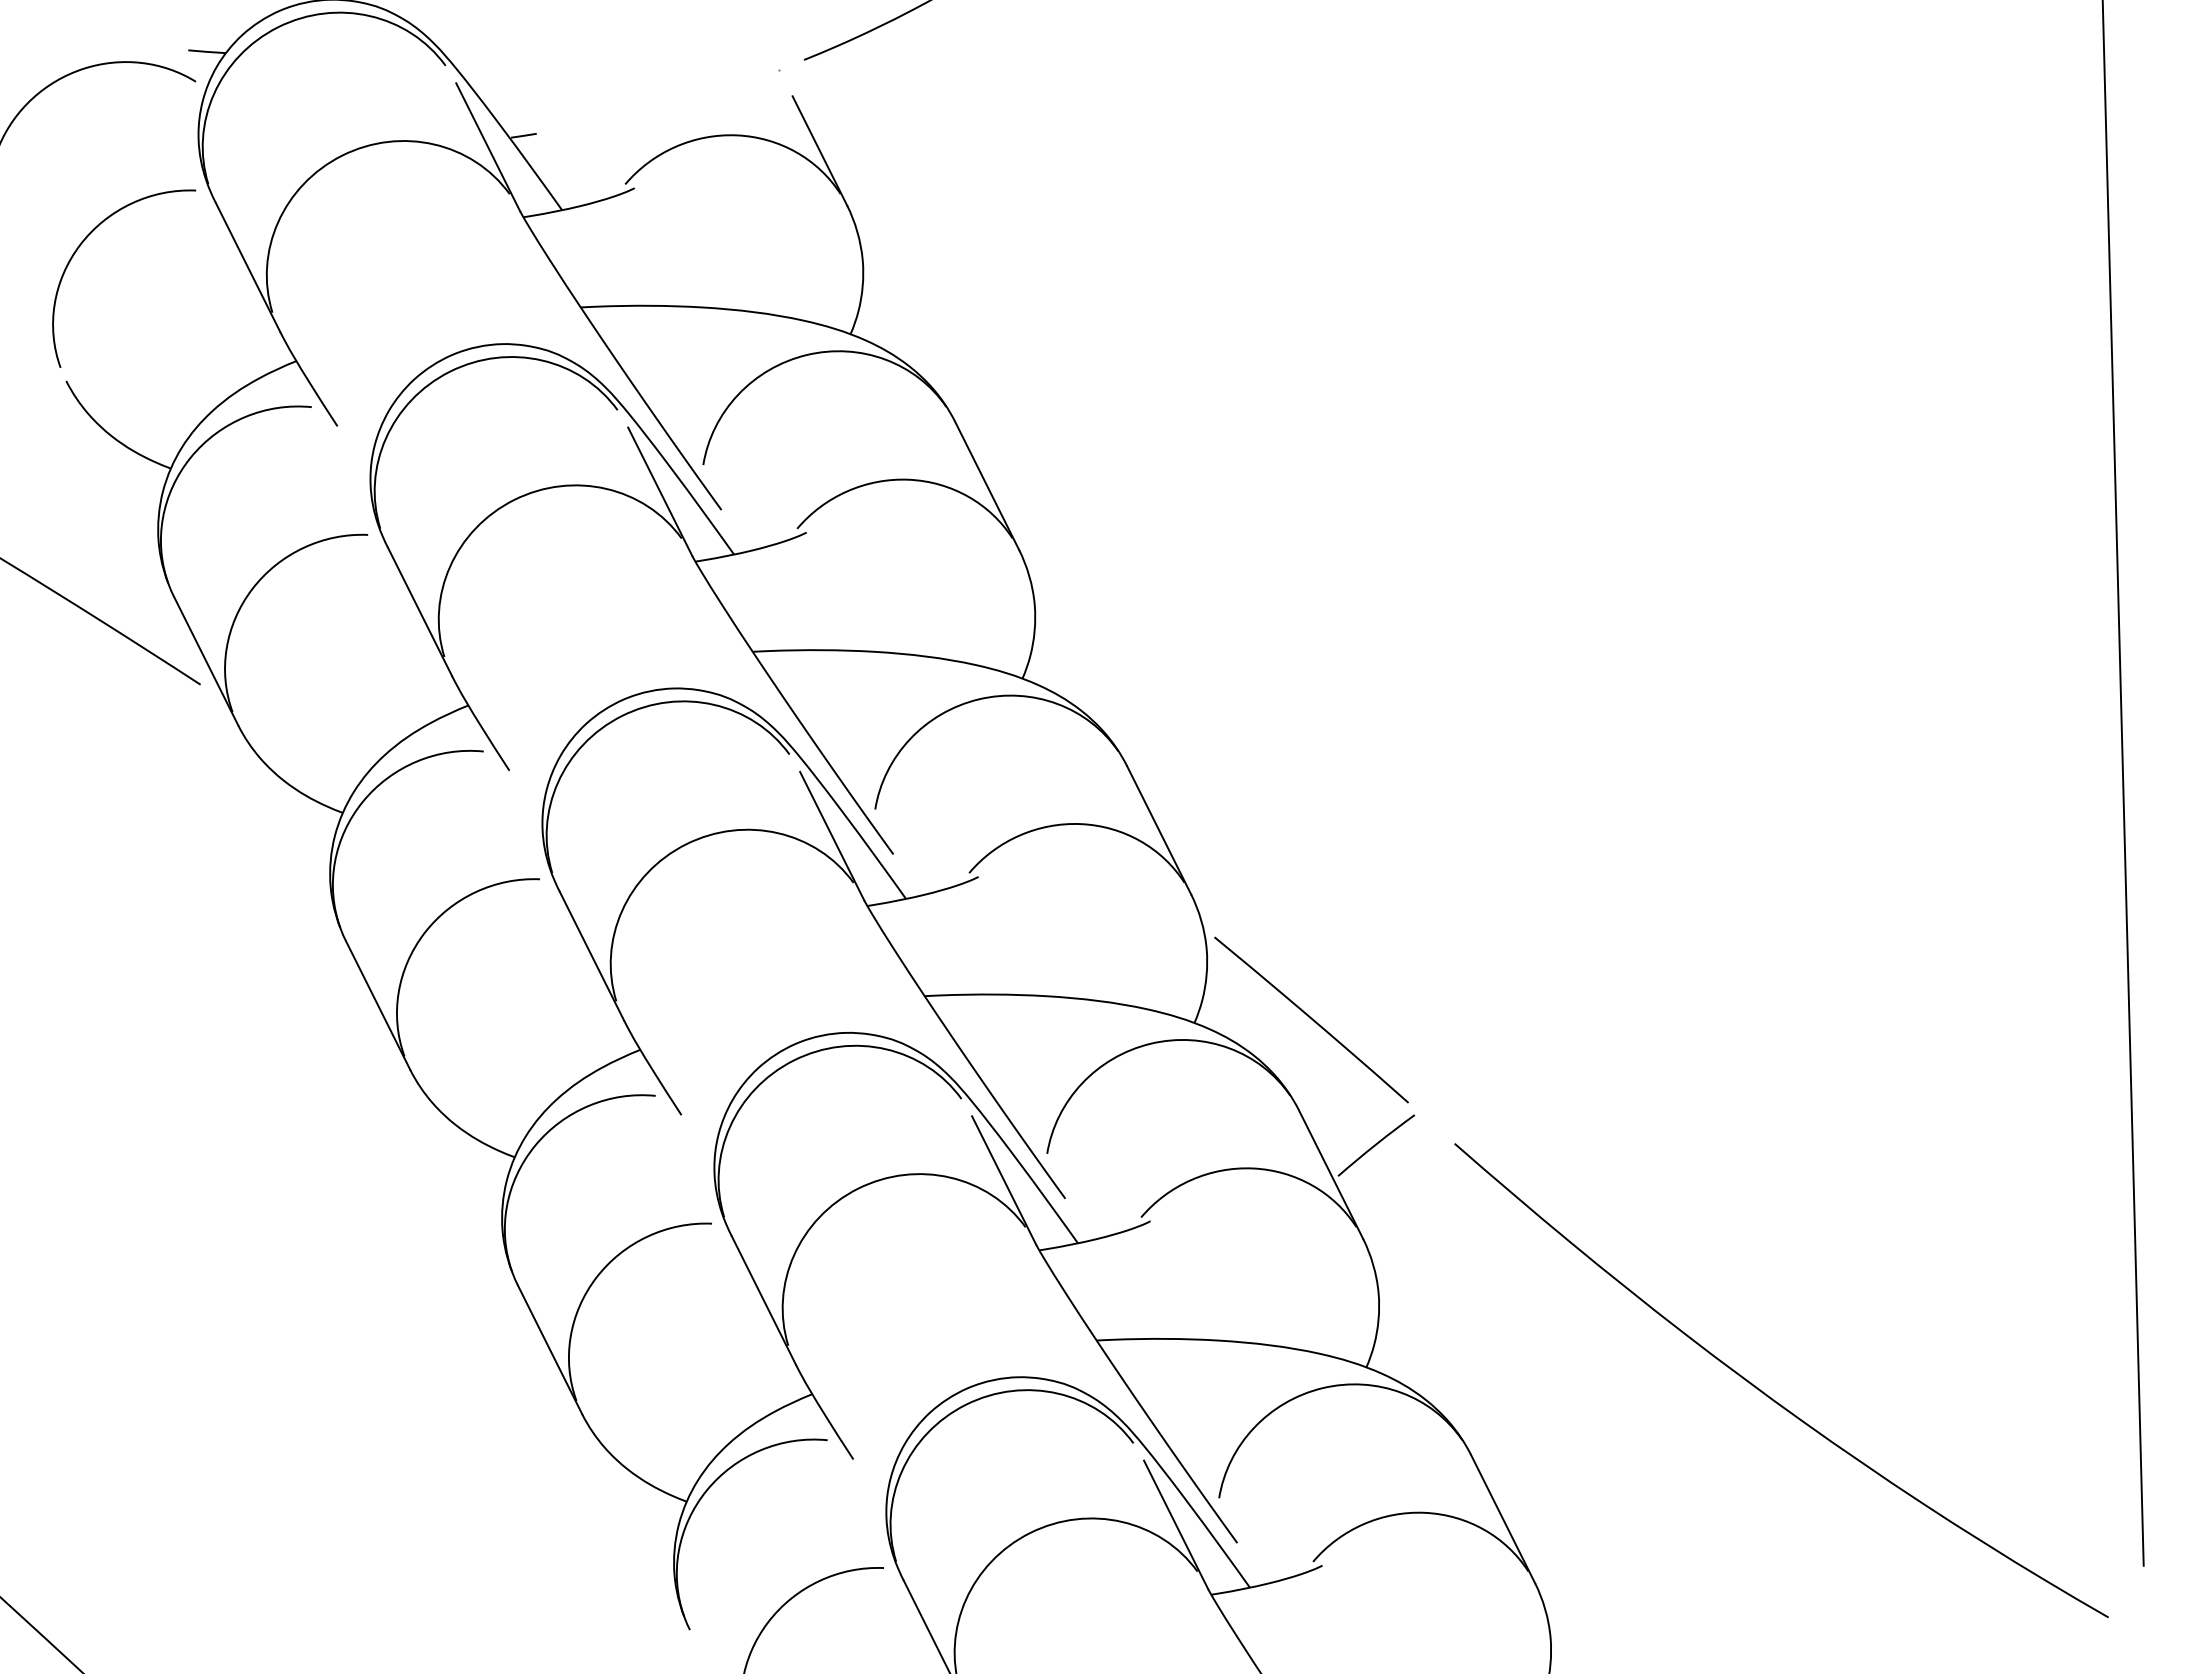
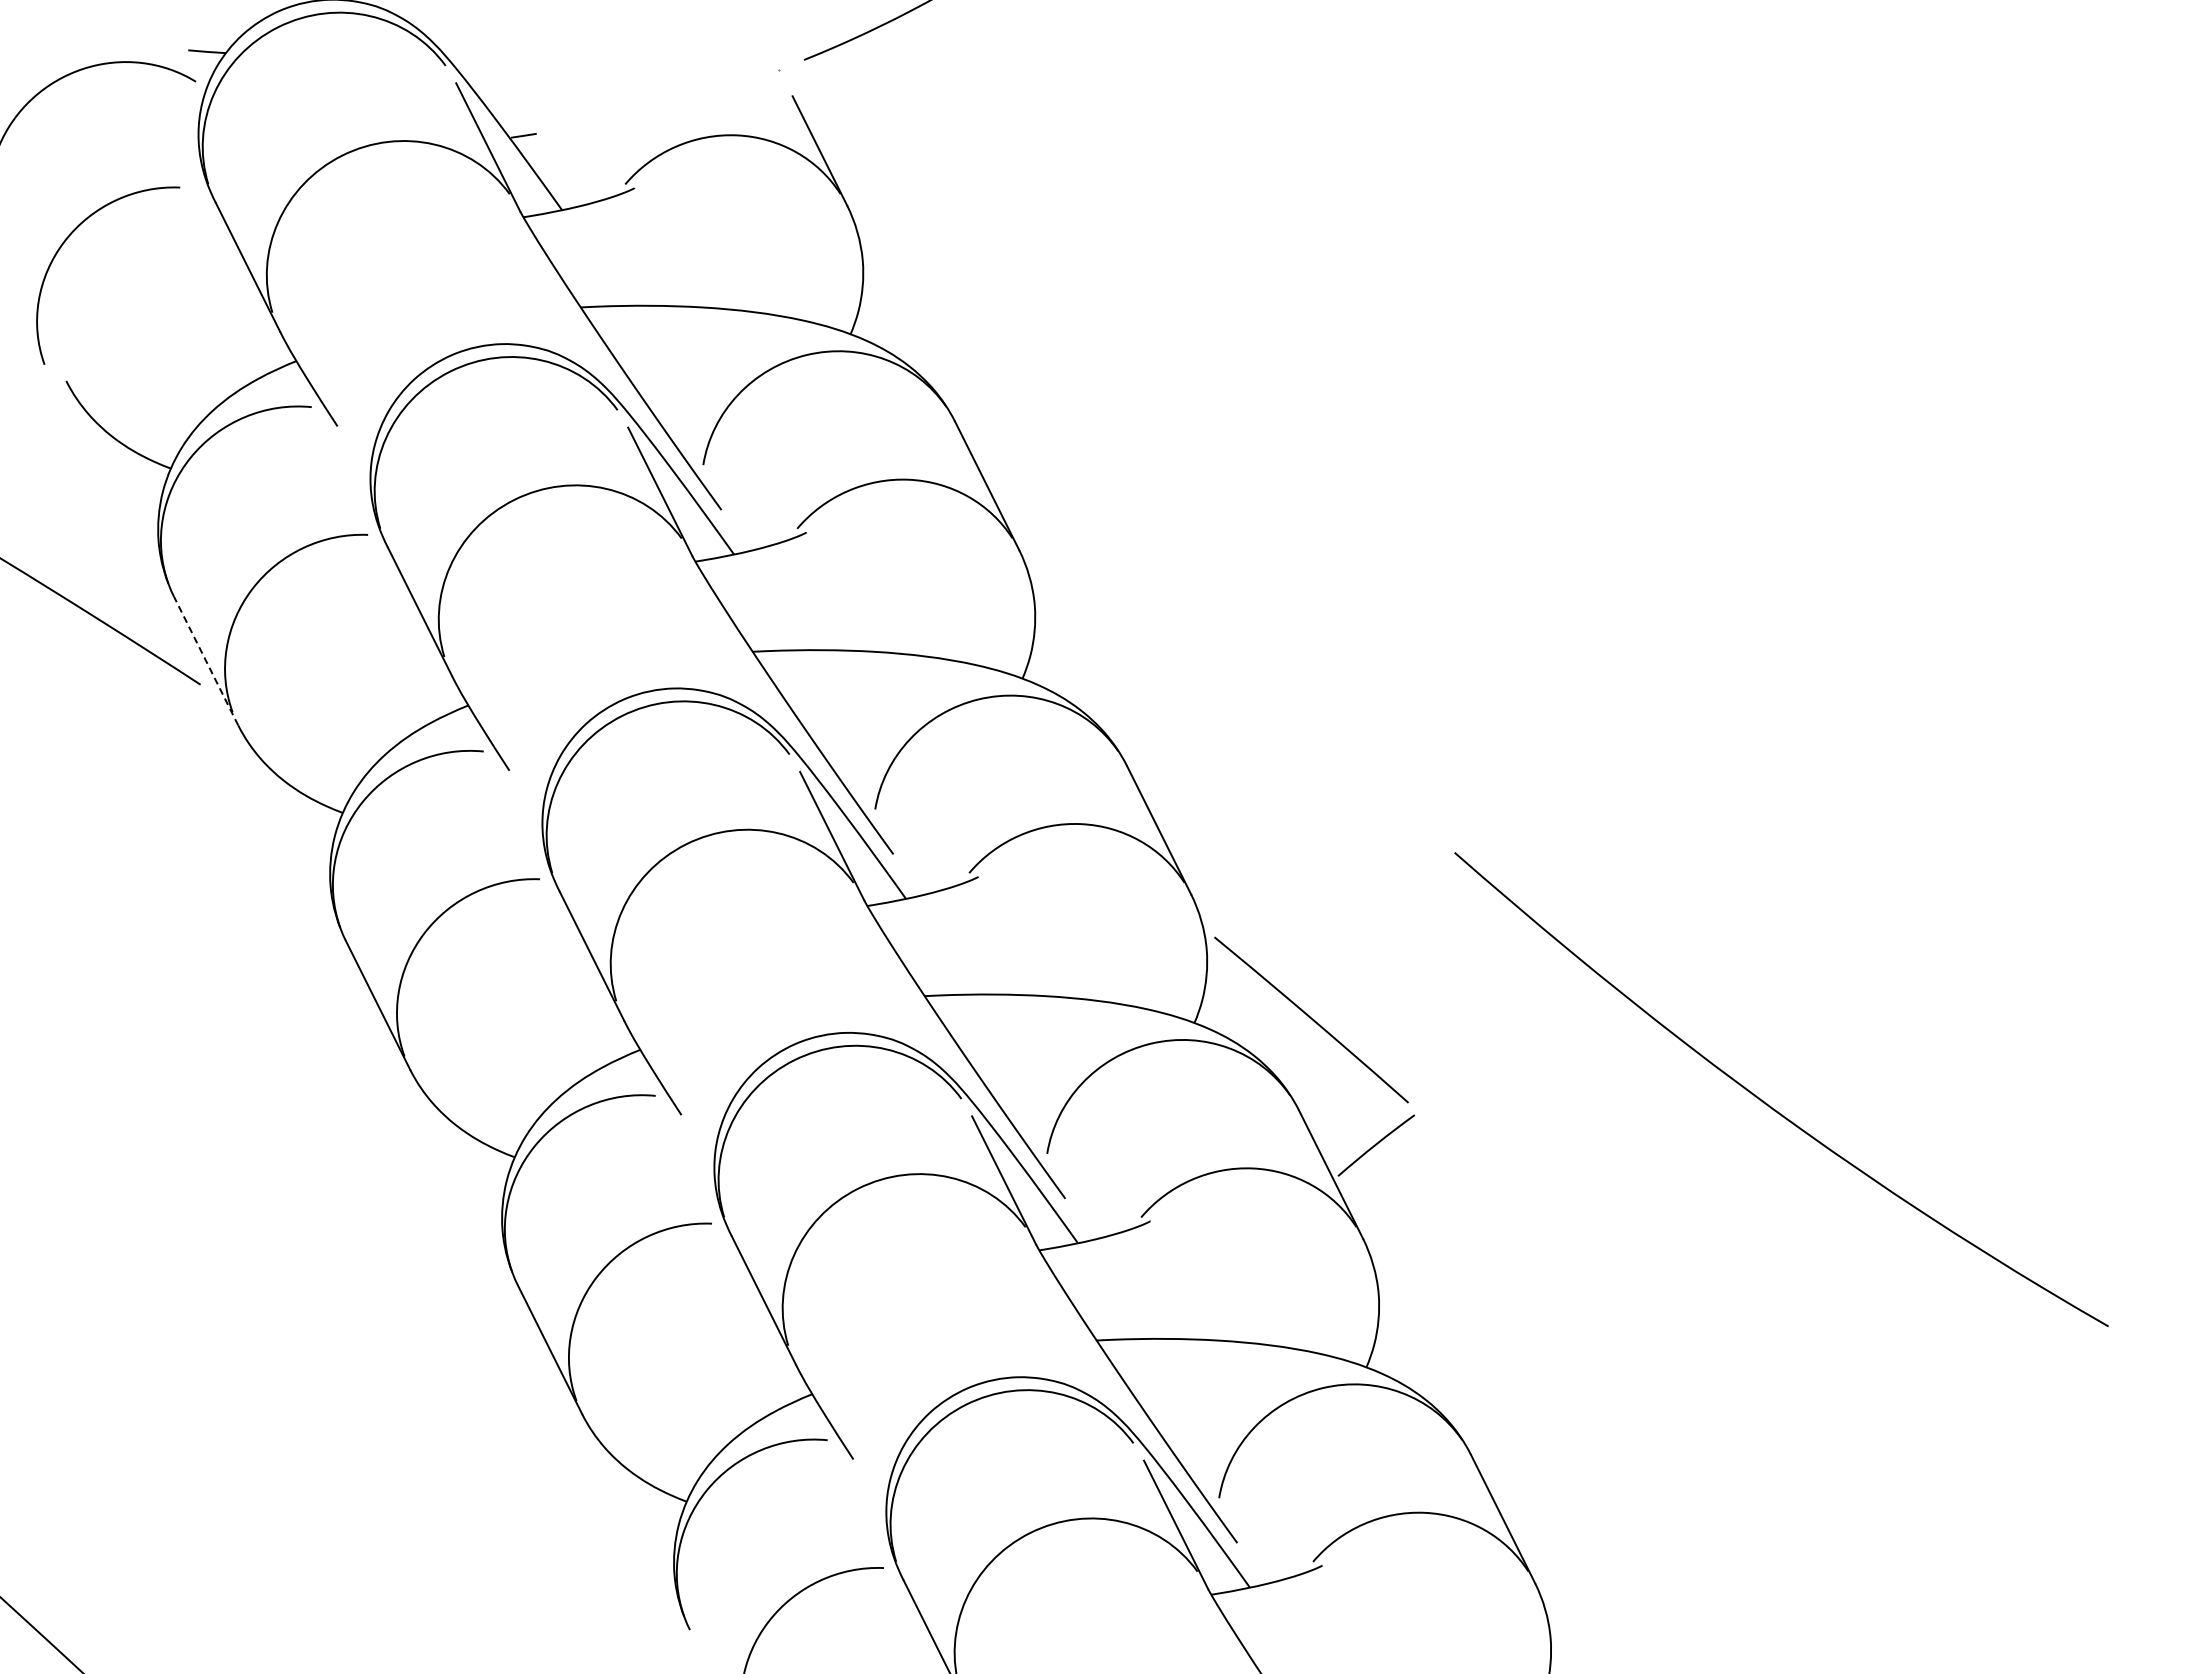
curve position: (81, 245) -> (65, 242) (65, 242)
line: solid -> dashed (206, 661)
line: present -> none (2122, 783)
curve position: (1771, 1397) -> (1771, 1106) (1771, 1106)
